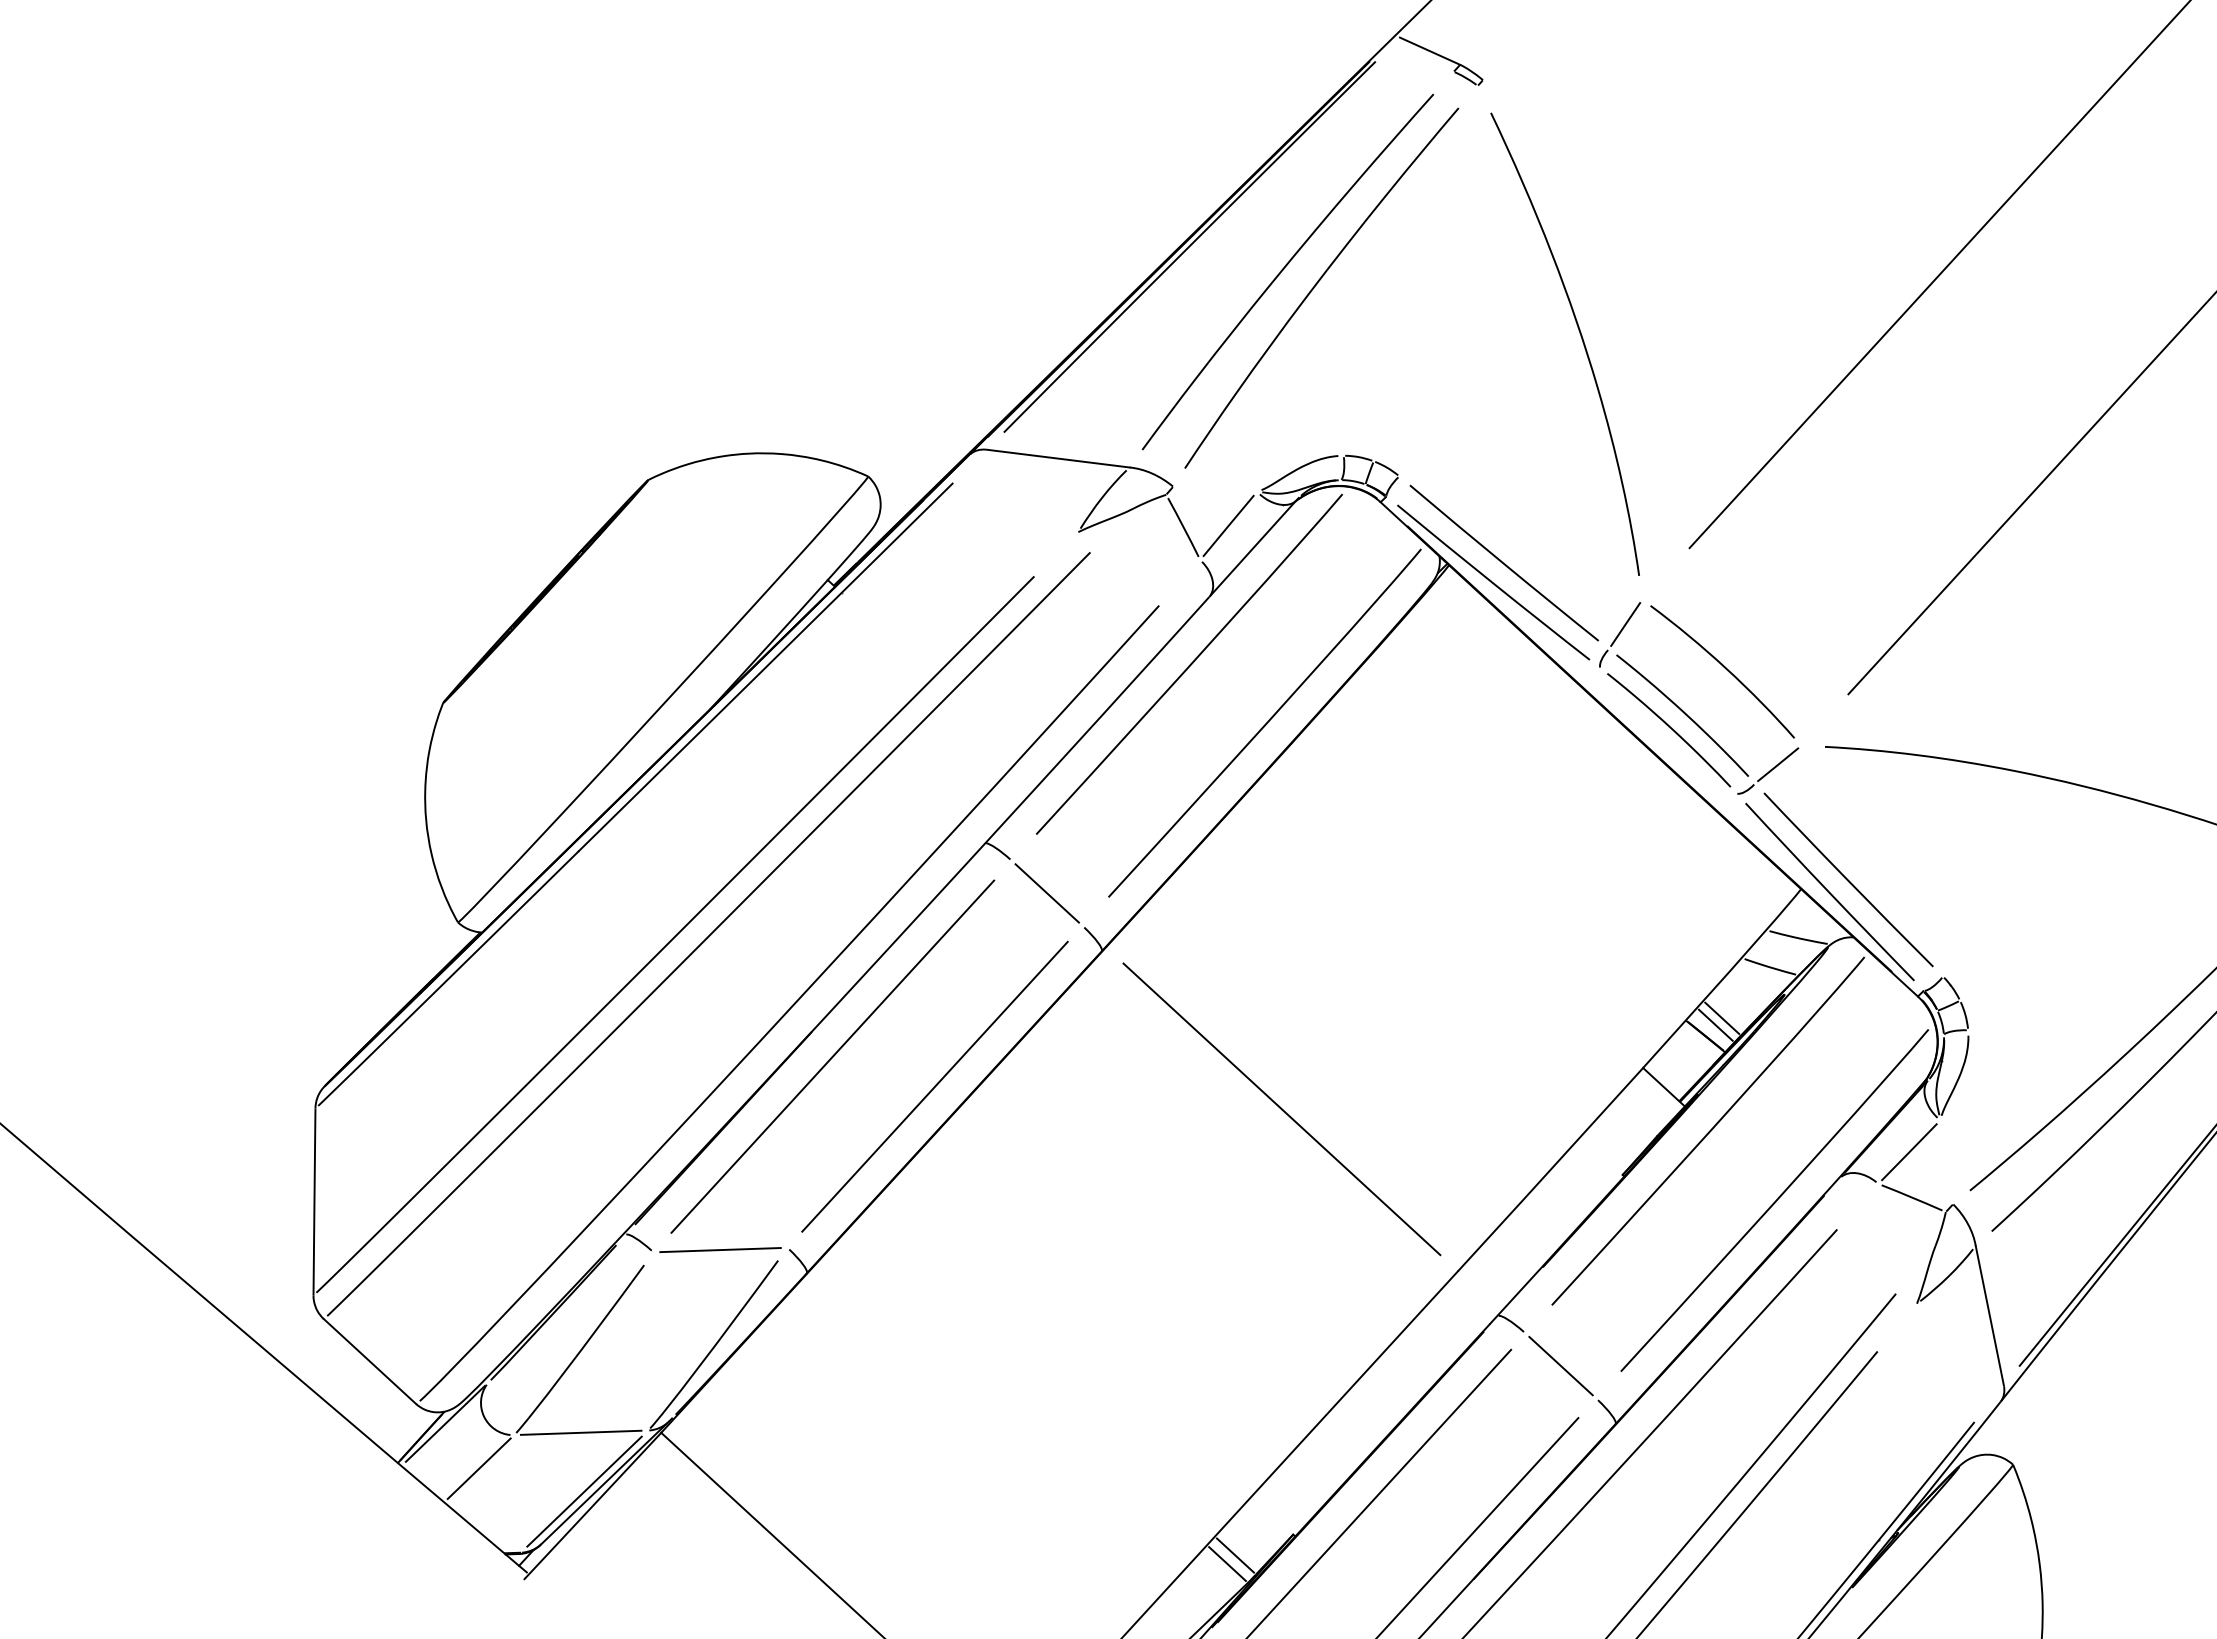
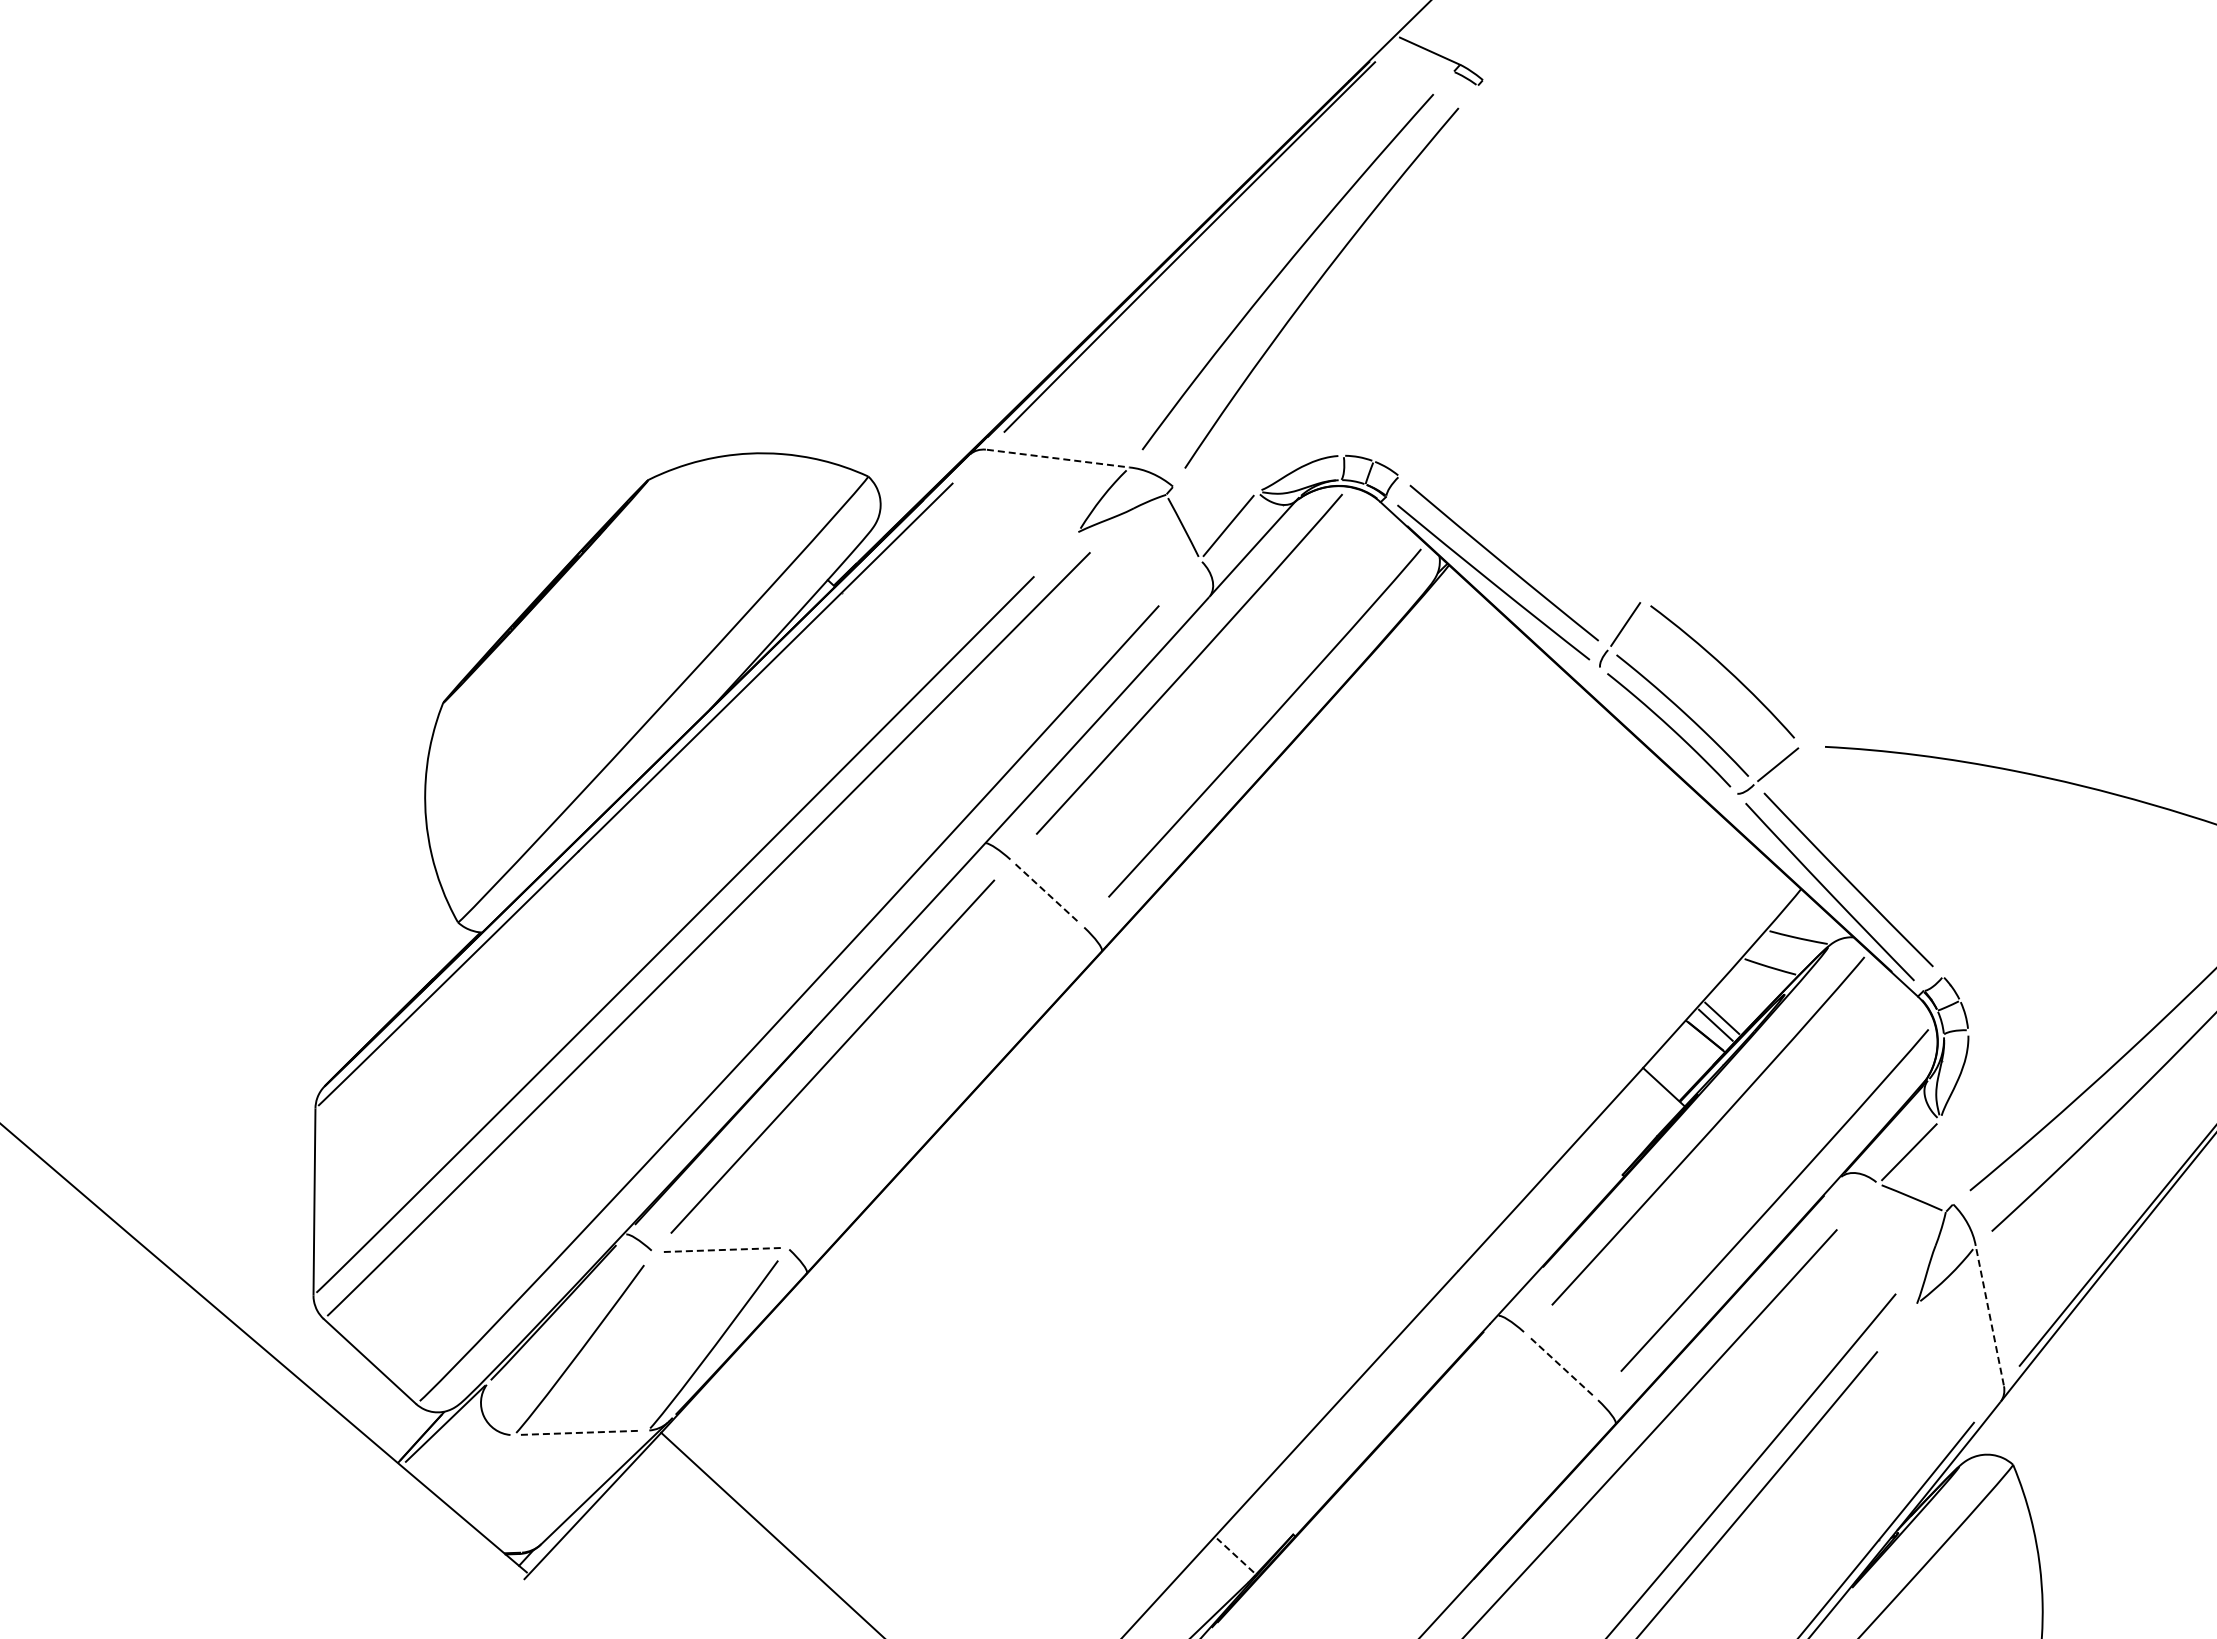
line: present -> none (1938, 275)
curve: present -> none (1580, 336)
line: solid -> dashed (1058, 458)
line: present -> none (2030, 494)
line: solid -> dashed (1047, 893)
line: present -> none (934, 1086)
line: present -> none (1281, 1109)
line: solid -> dashed (720, 1250)
line: solid -> dashed (1989, 1315)
line: solid -> dashed (1560, 1365)
line: solid -> dashed (581, 1432)
line: present -> none (478, 1468)
line: present -> none (584, 1491)
line: present -> none (1380, 1492)
line: present -> none (1478, 1526)
line: solid -> dashed (1235, 1555)
line: present -> none (1227, 1564)
